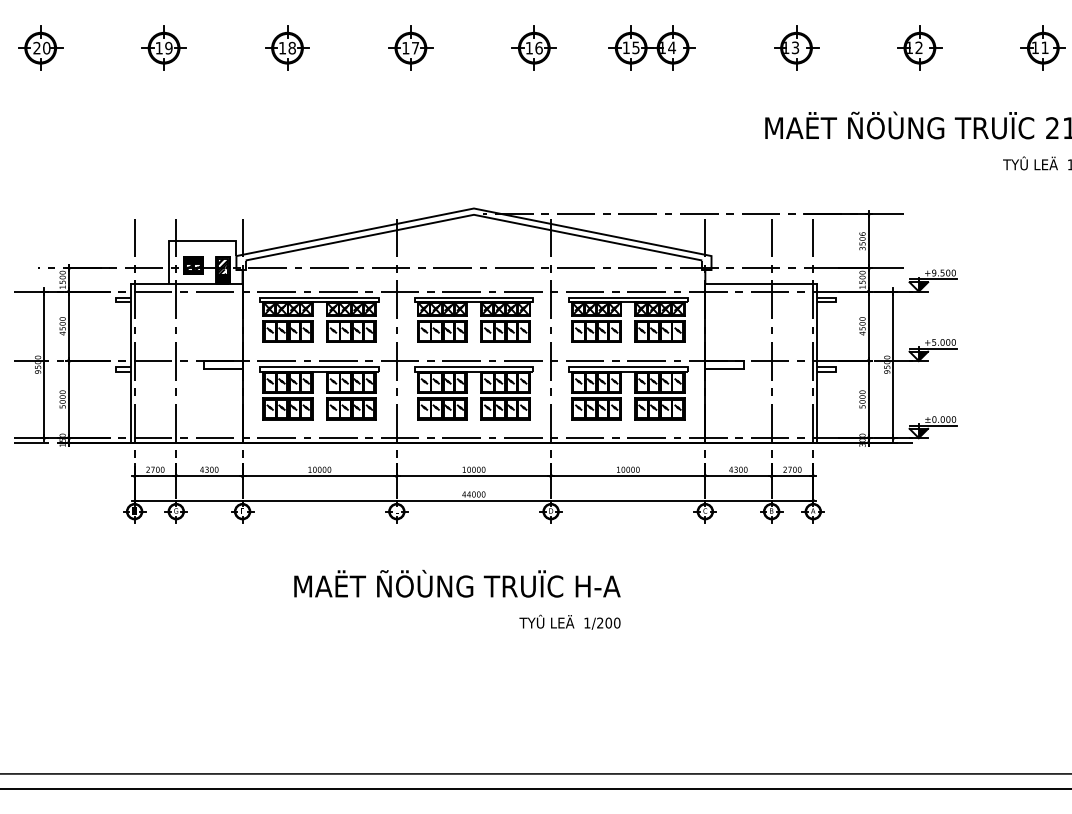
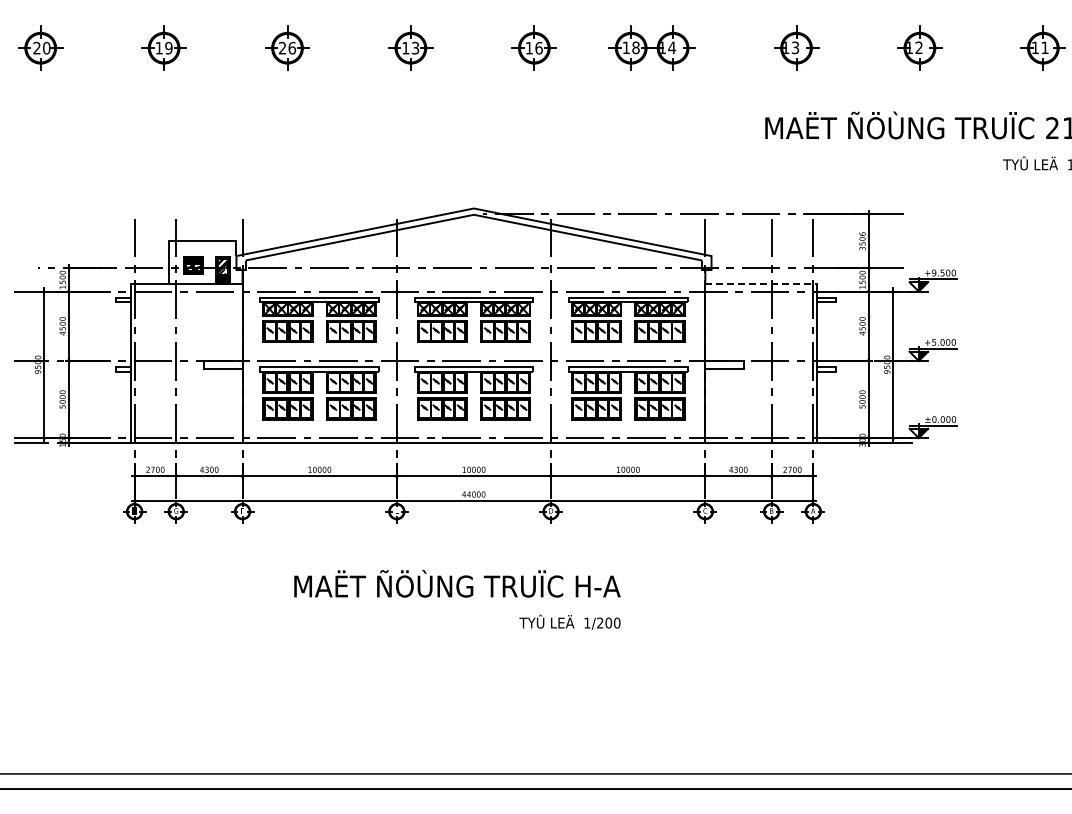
text: 18 -> 26 (287, 47)
text: 17 -> 13 (415, 47)
text: 15 -> 18 (635, 47)
line: solid -> dashed (761, 283)
